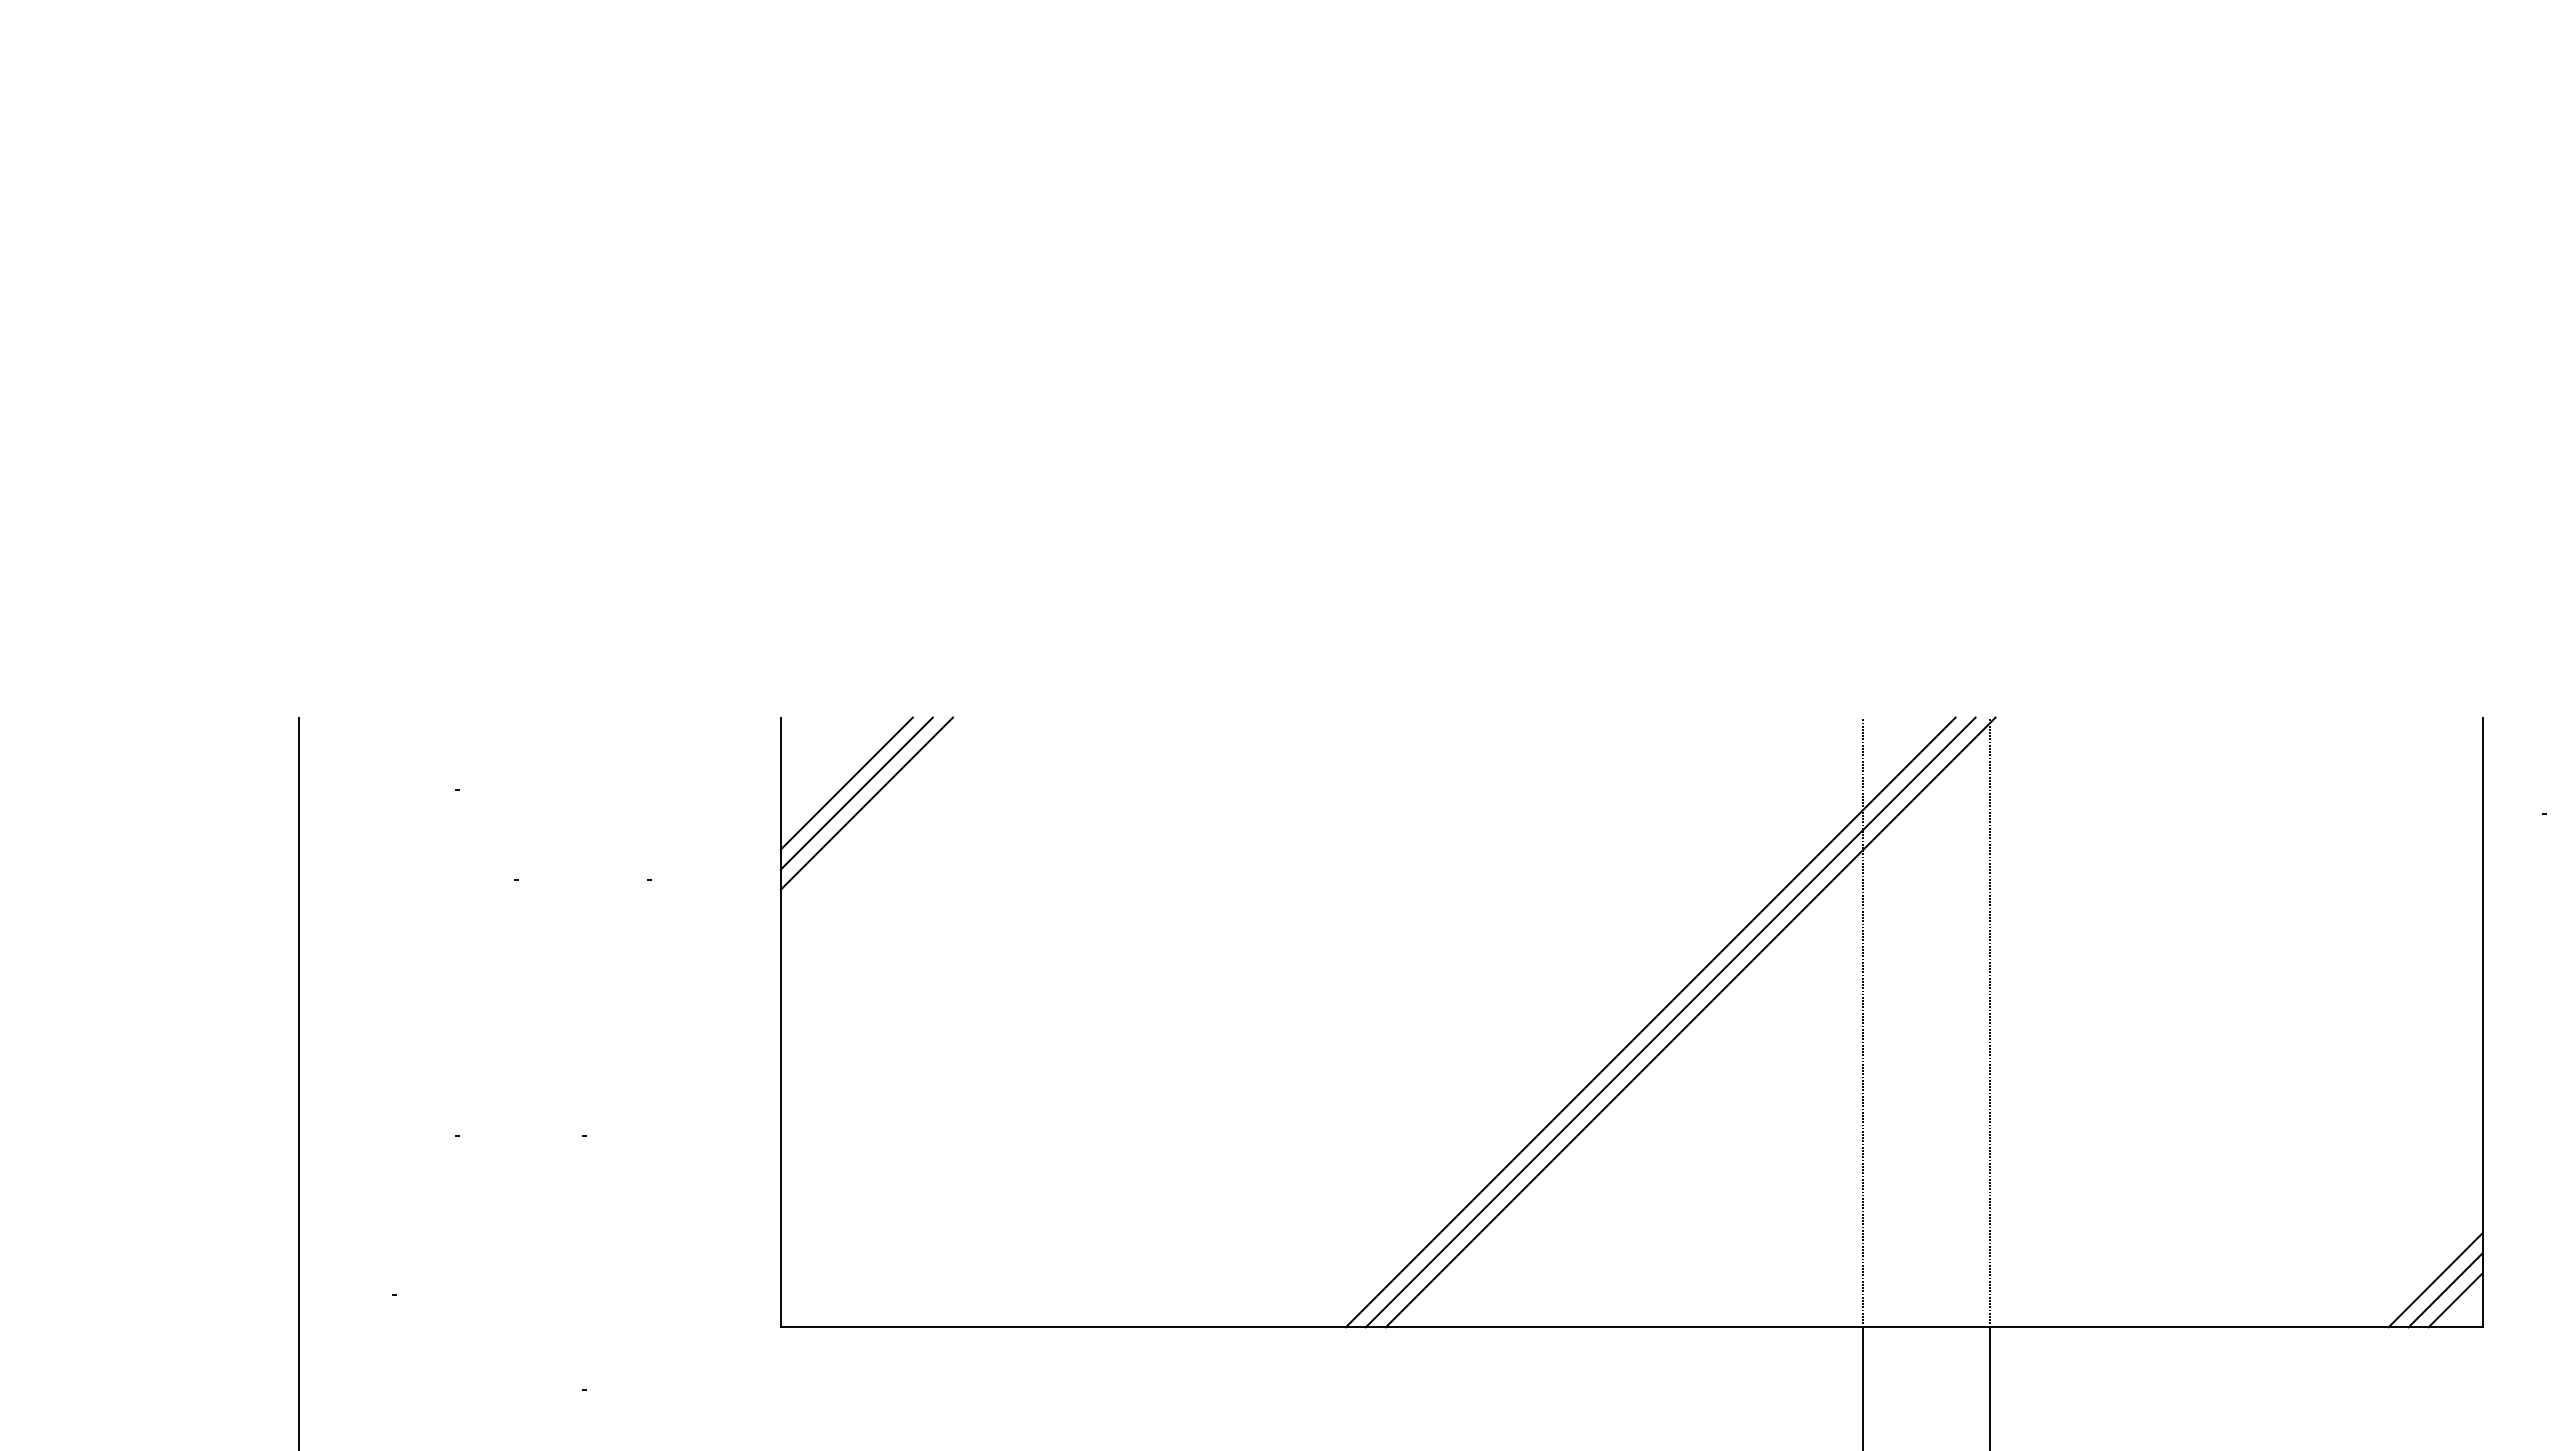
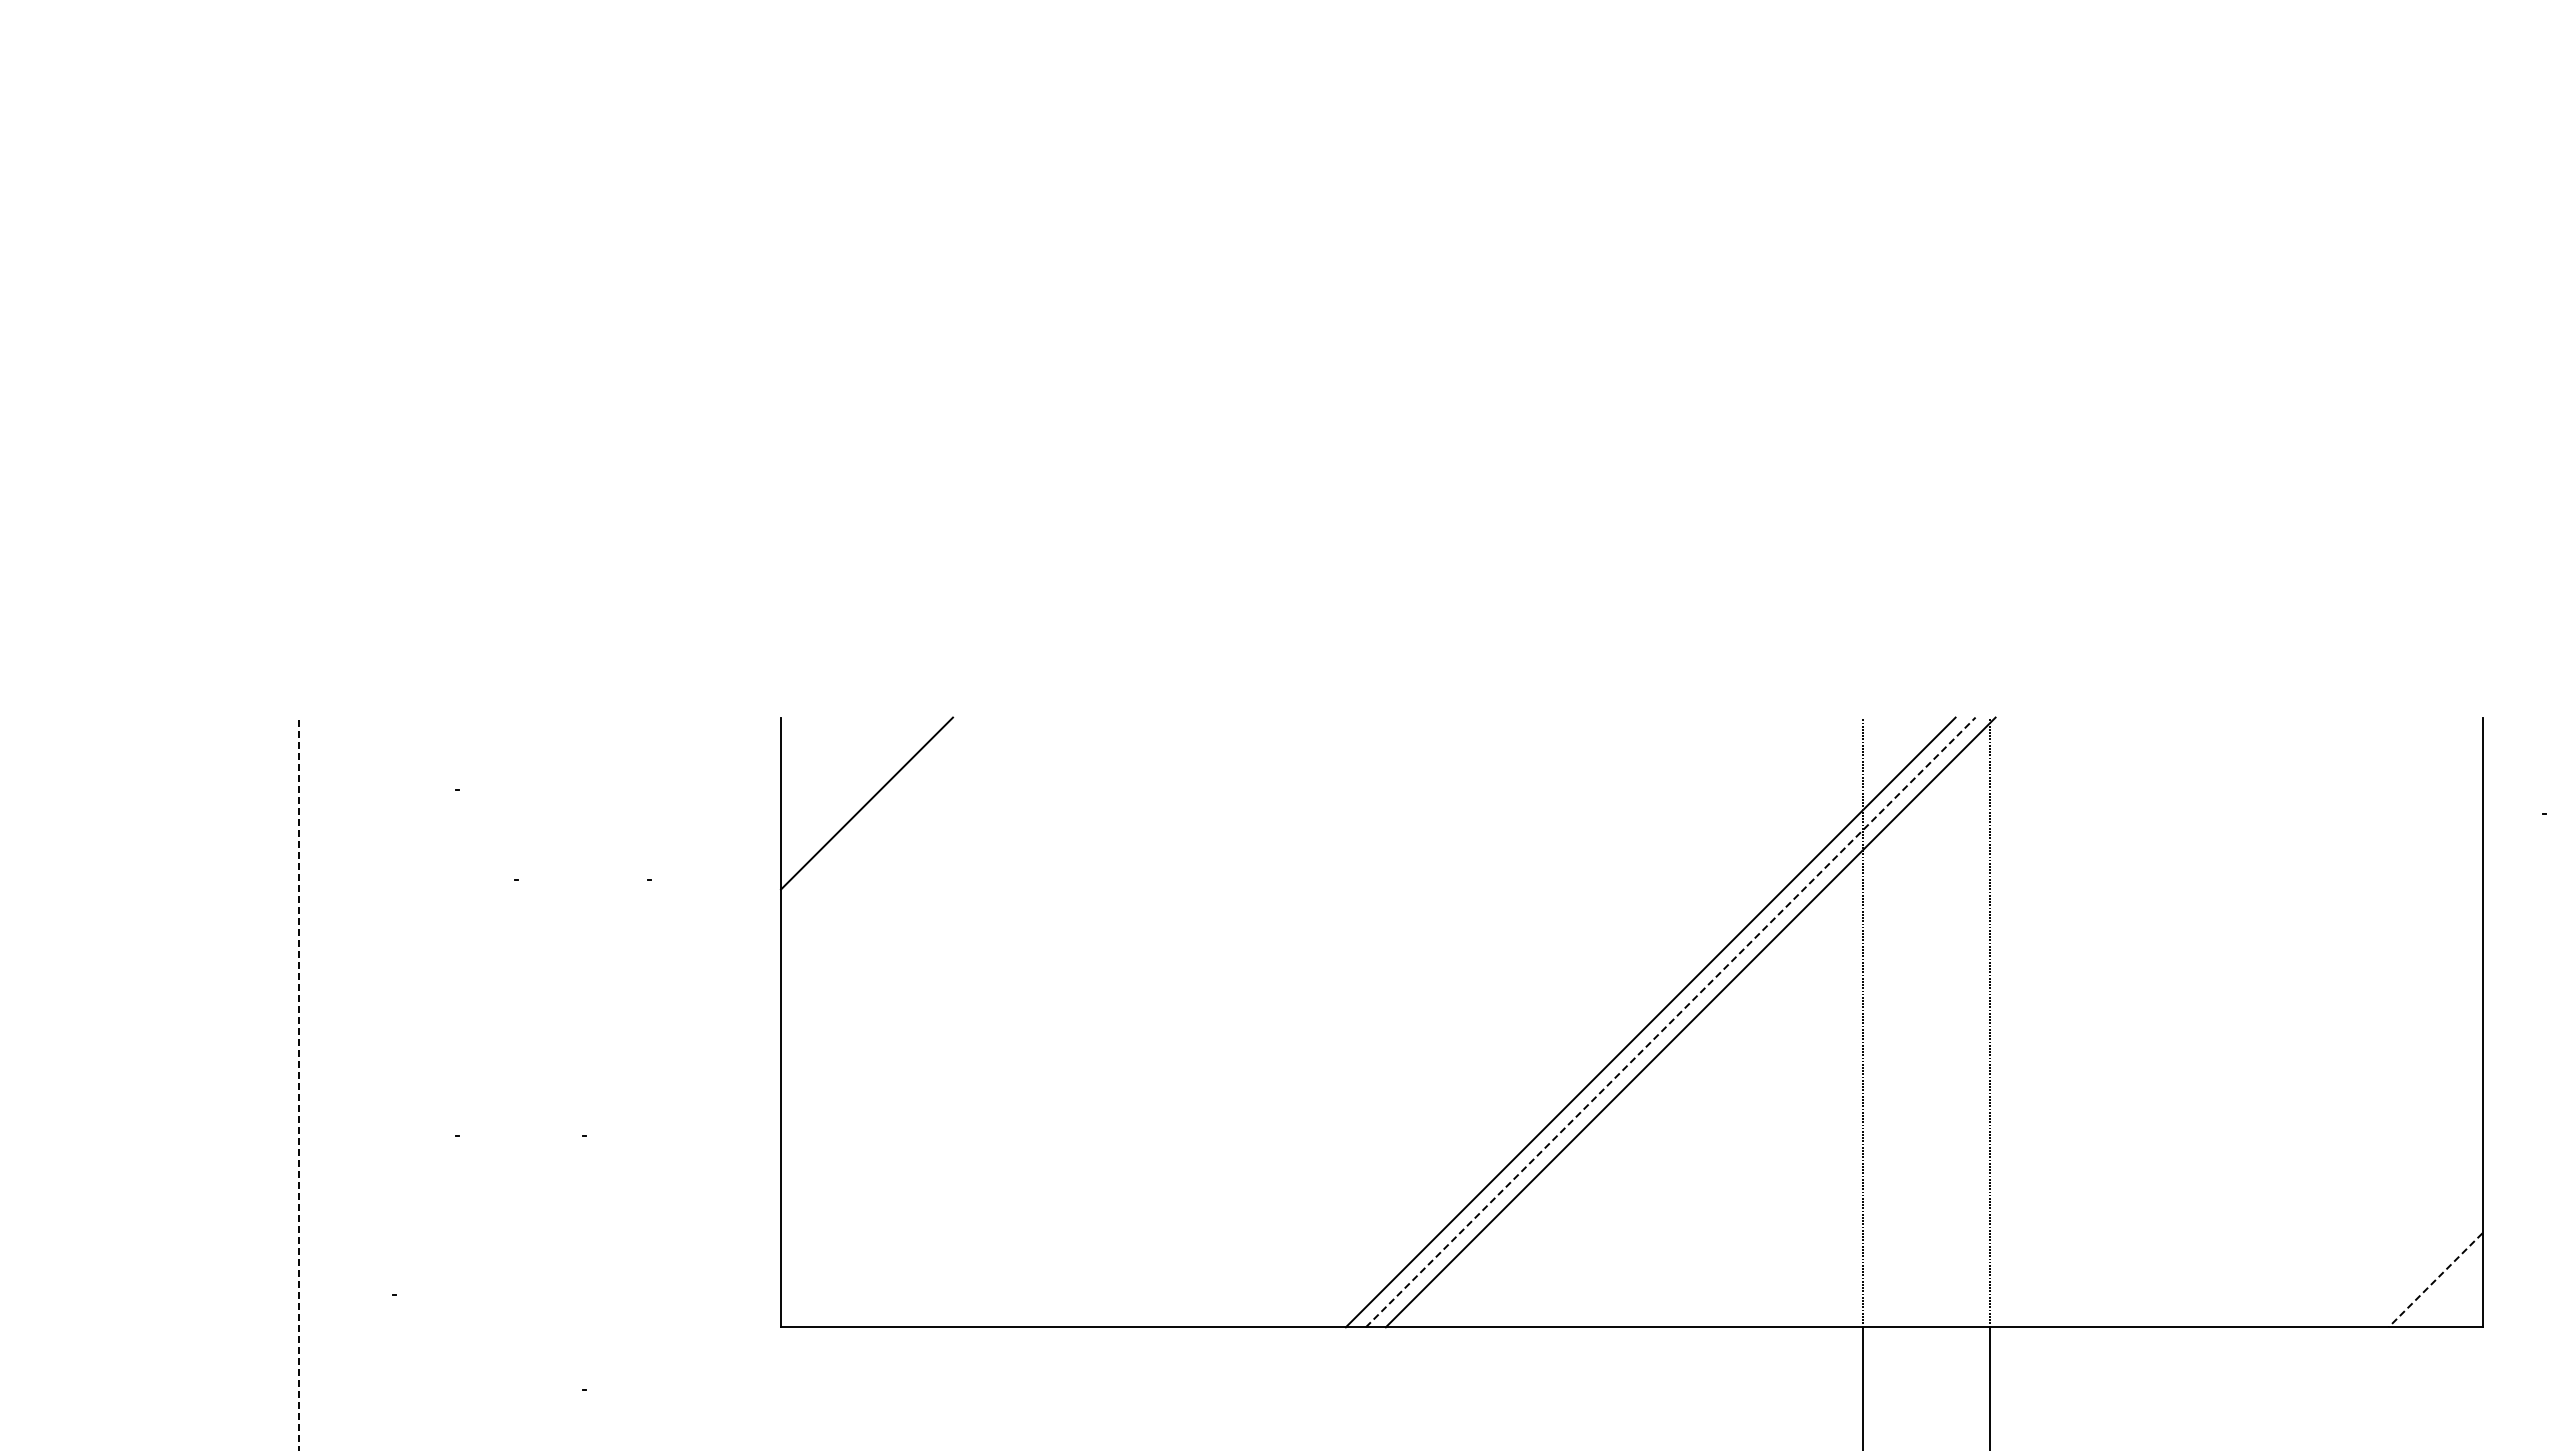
line: present -> none (846, 783)
line: present -> none (856, 793)
line: solid -> dashed (1671, 1022)
line: solid -> dashed (298, 1083)
line: solid -> dashed (2435, 1280)
line: present -> none (2445, 1290)
line: present -> none (2455, 1300)
